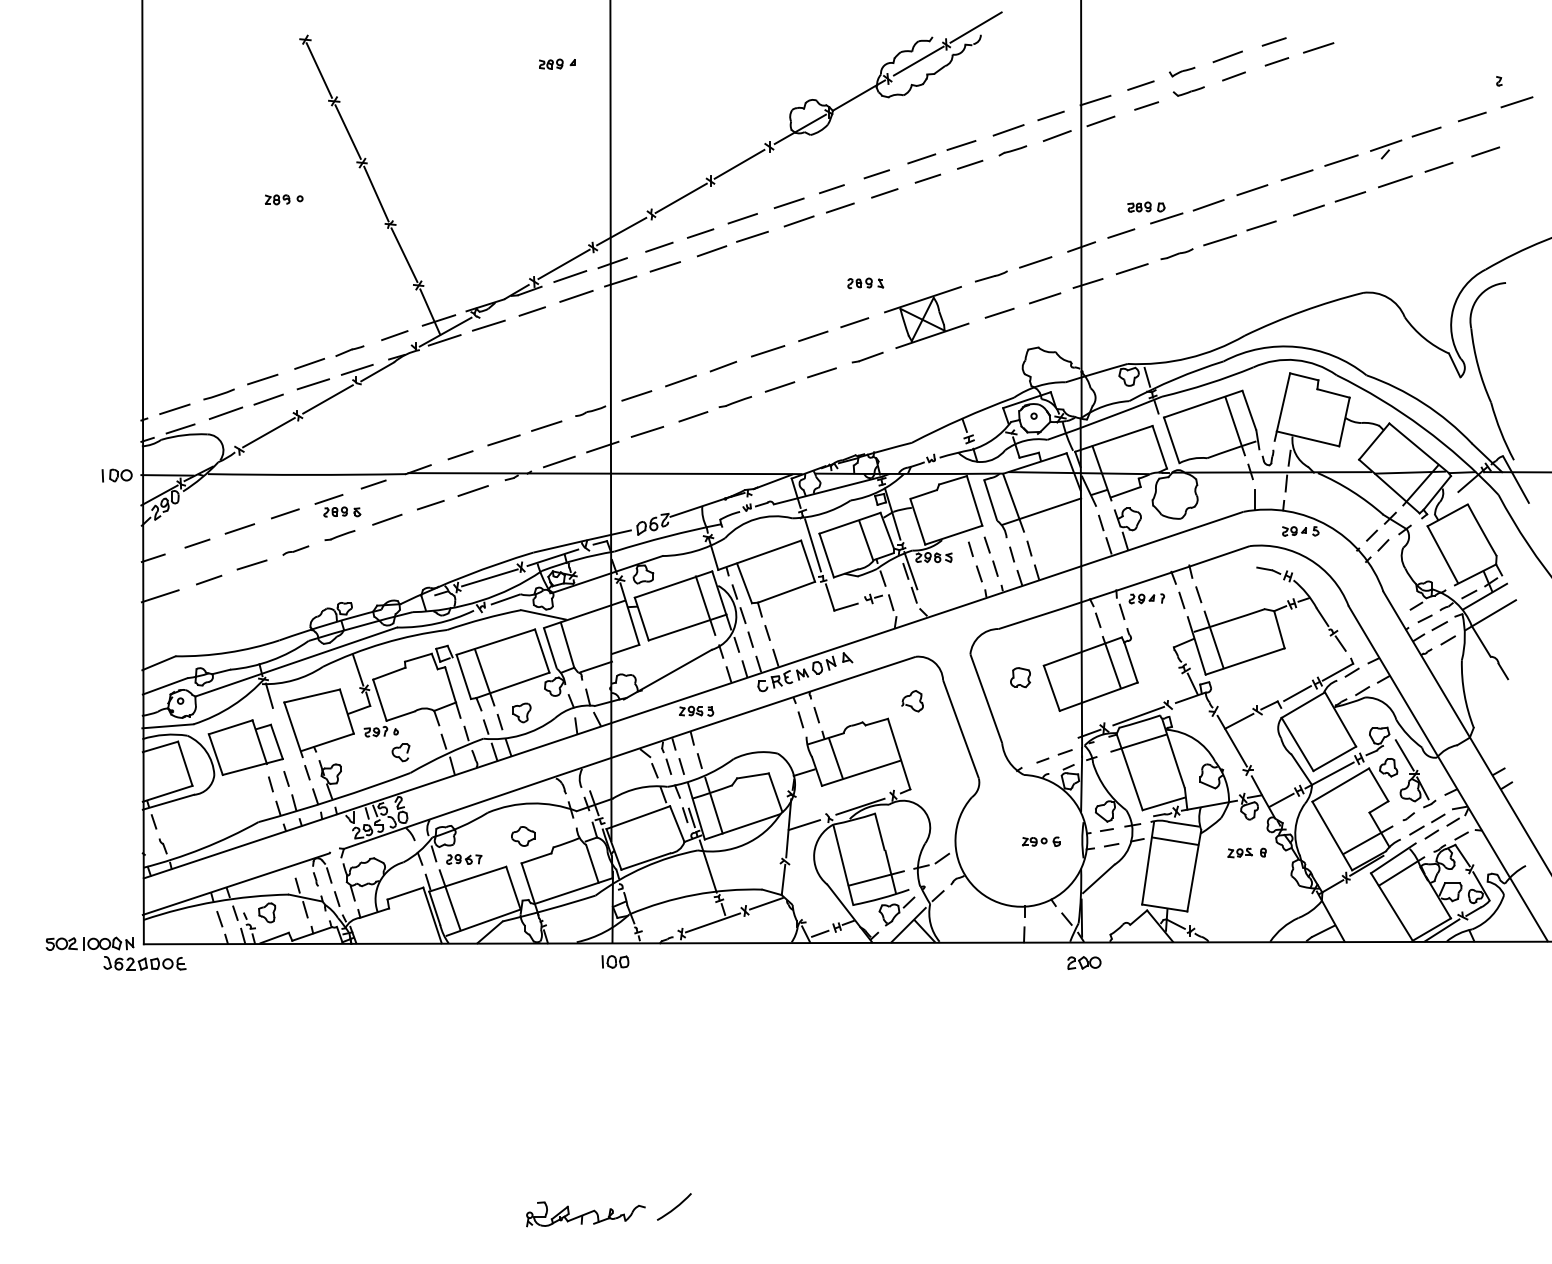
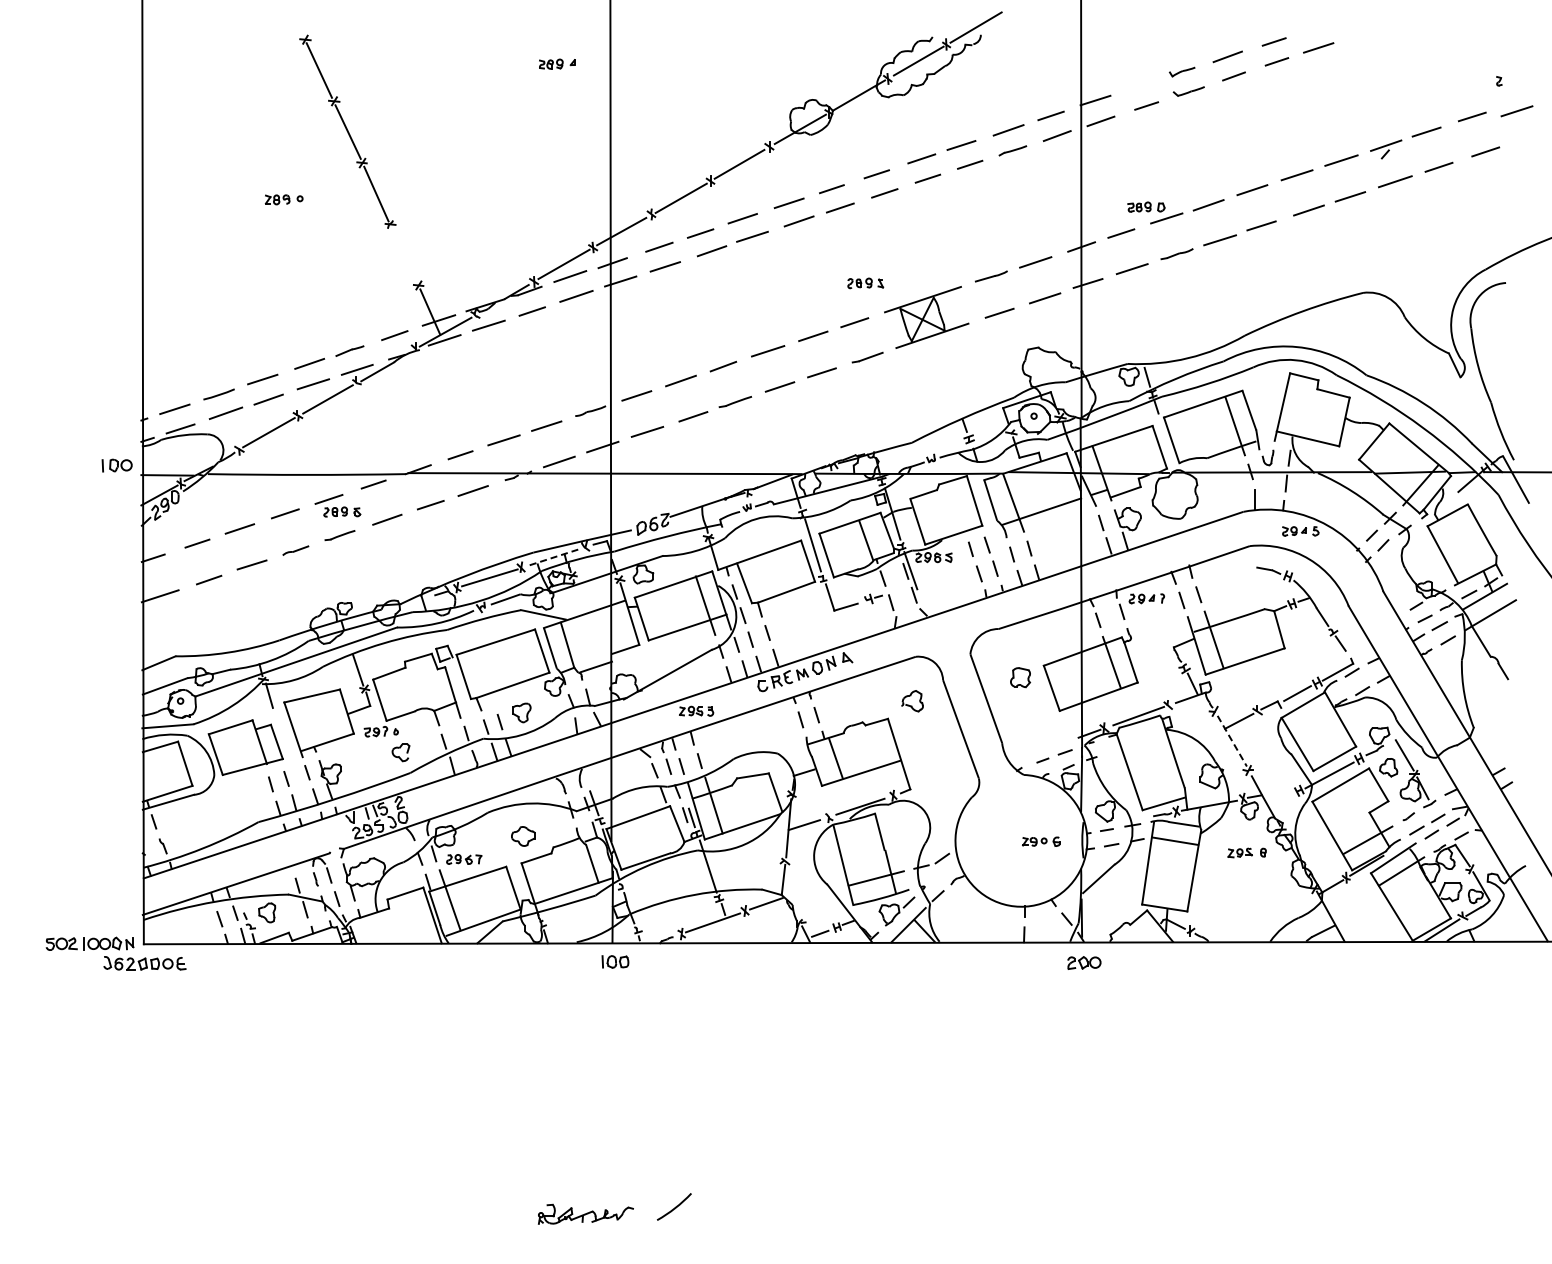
line: present -> none (1140, 85)
line position: (1516, 102) -> (1516, 111) (1516, 111)
line: present -> none (404, 255)
part position: (116, 475) -> (116, 465) (116, 465)
line: solid -> dashed (552, 557)
line: present -> none (484, 677)
line: solid -> dashed (1232, 741)
line: present -> none (1138, 742)
line: present -> none (1281, 799)
part size: 120x27 px -> 96x22 px (585, 1213)
